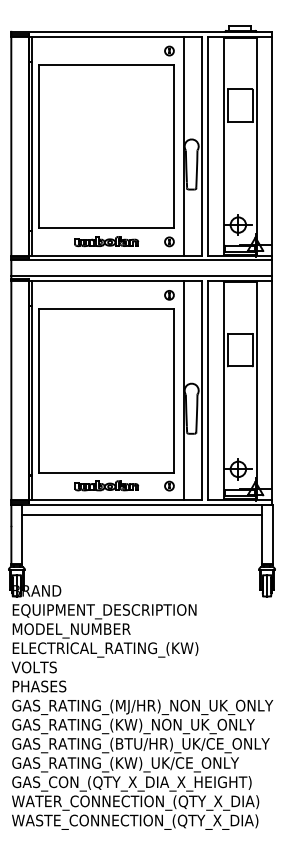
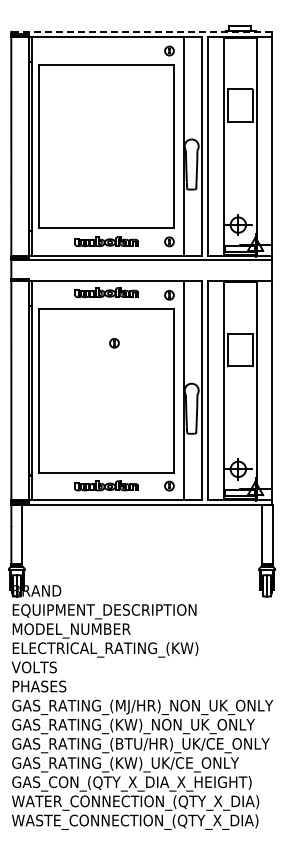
line: solid -> dashed (141, 31)
line: present -> none (141, 276)
part: none -> present (106, 292)
part: none -> present (114, 343)
line: present -> none (141, 515)
